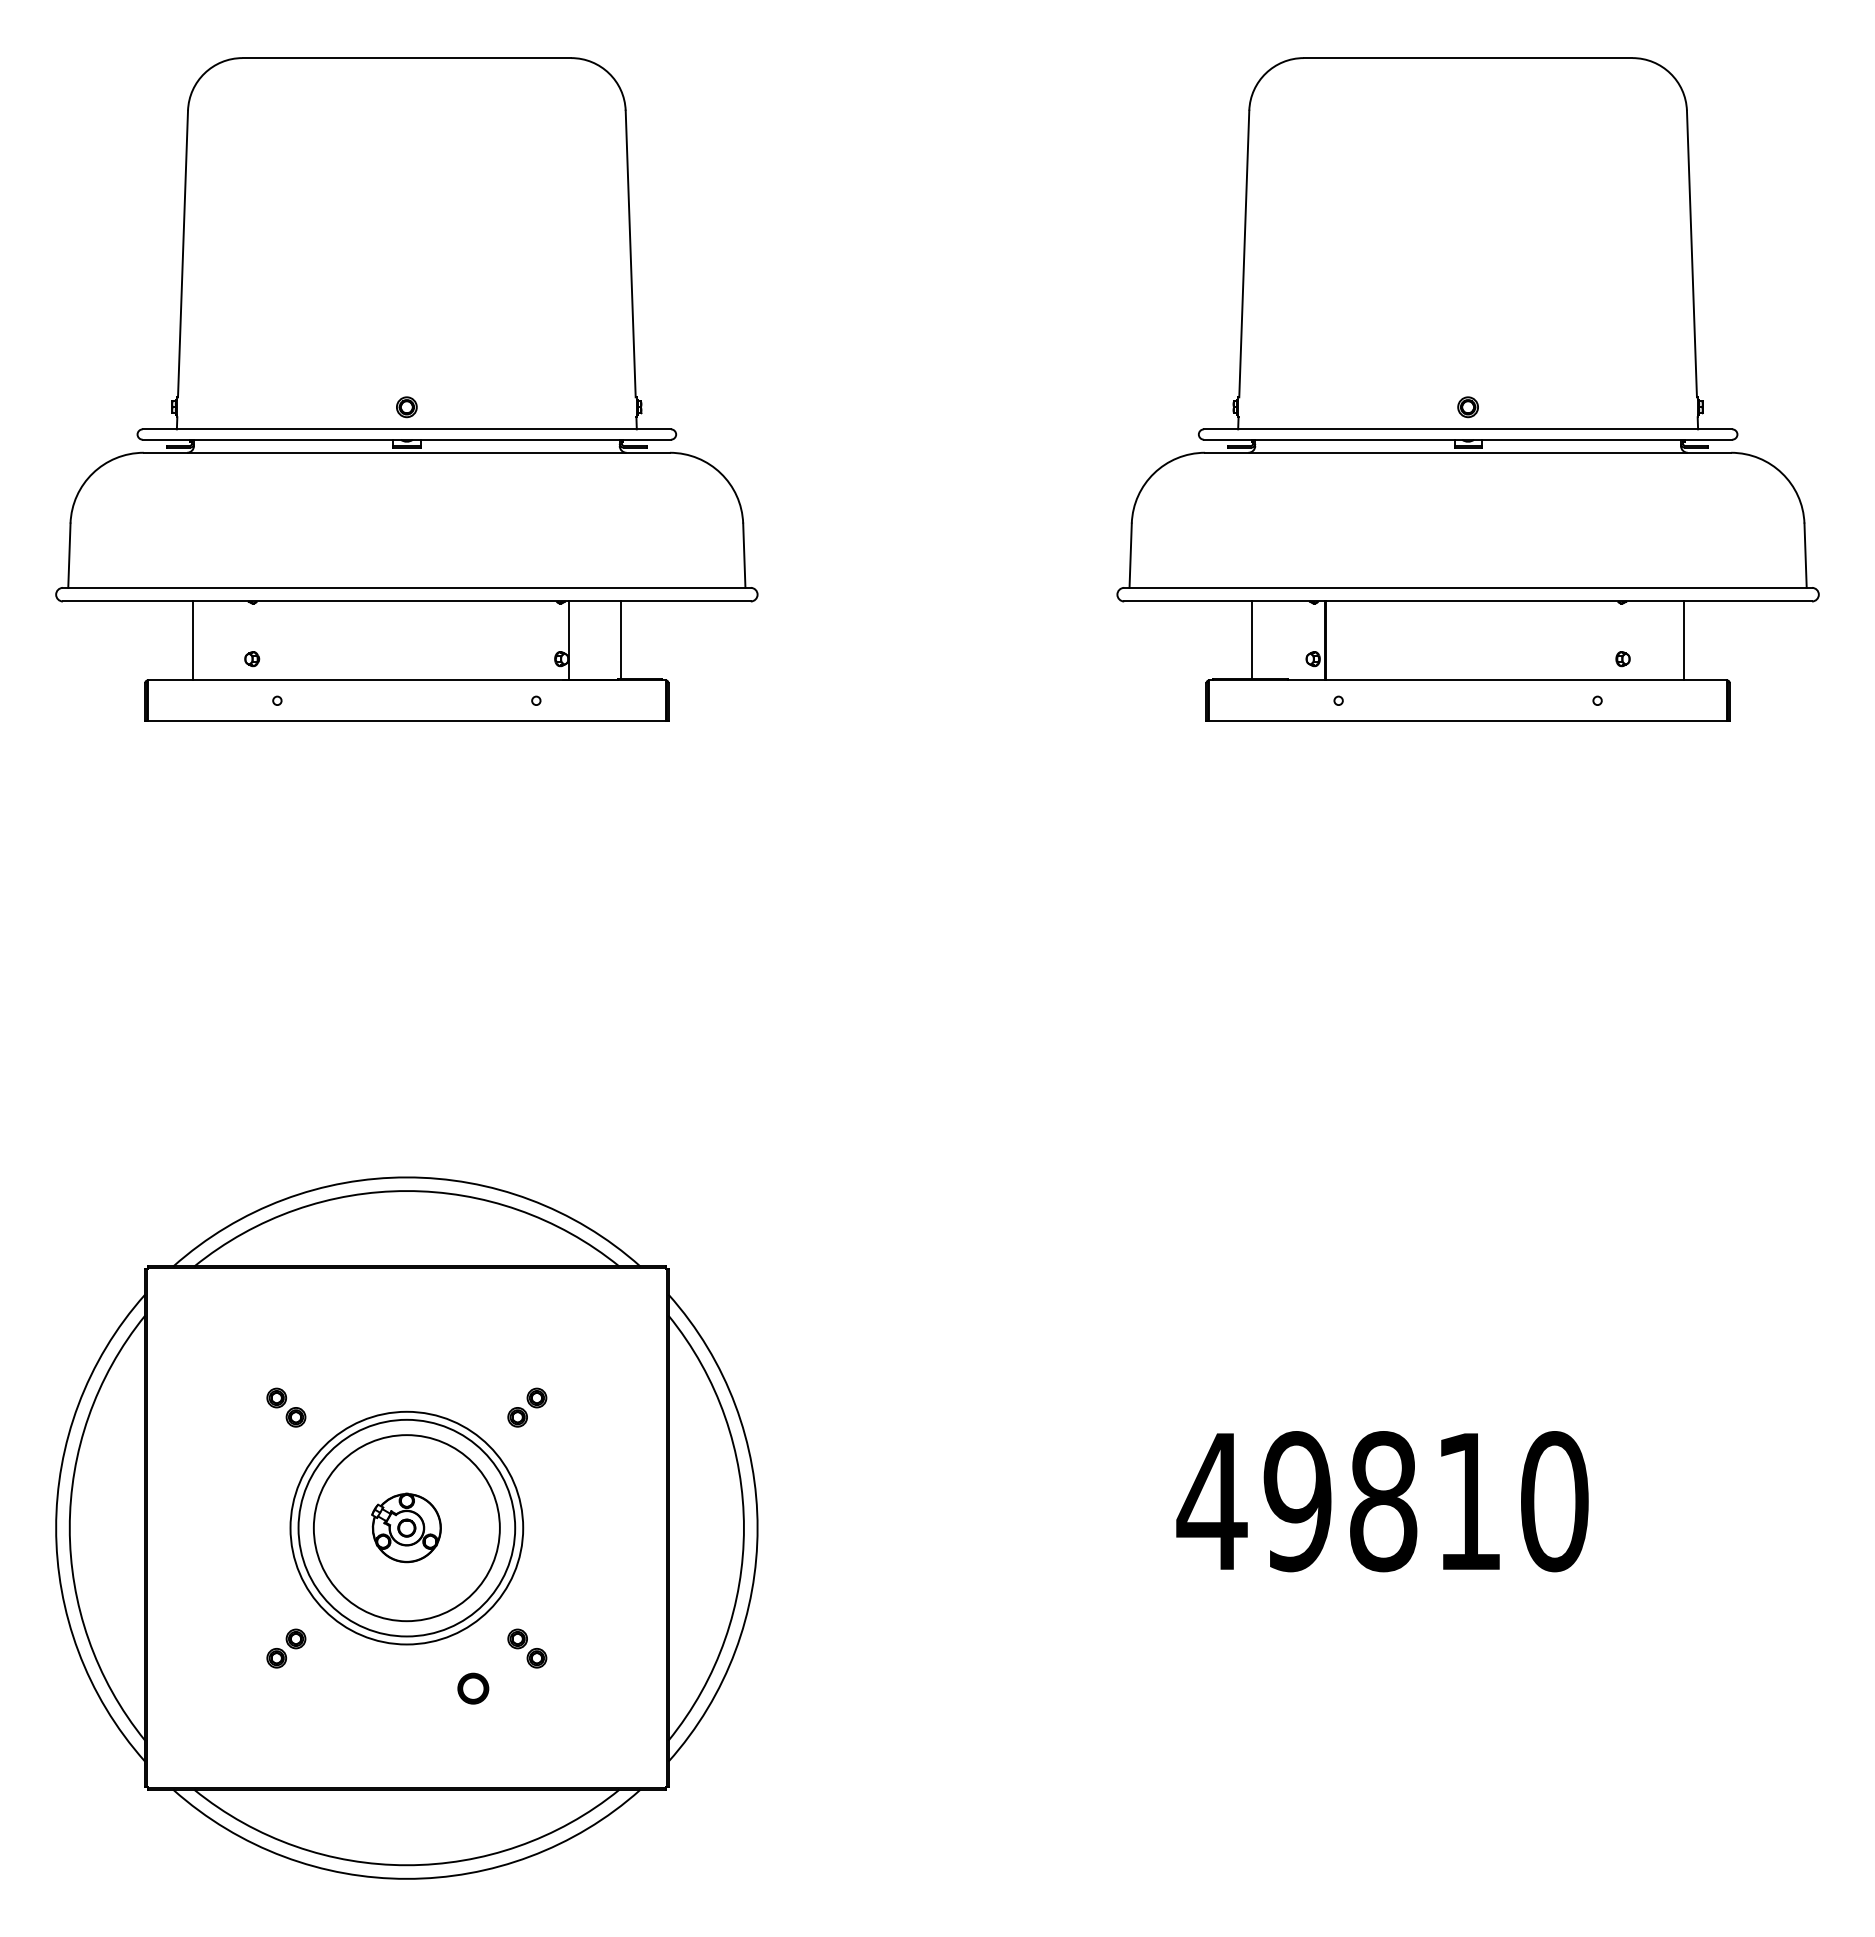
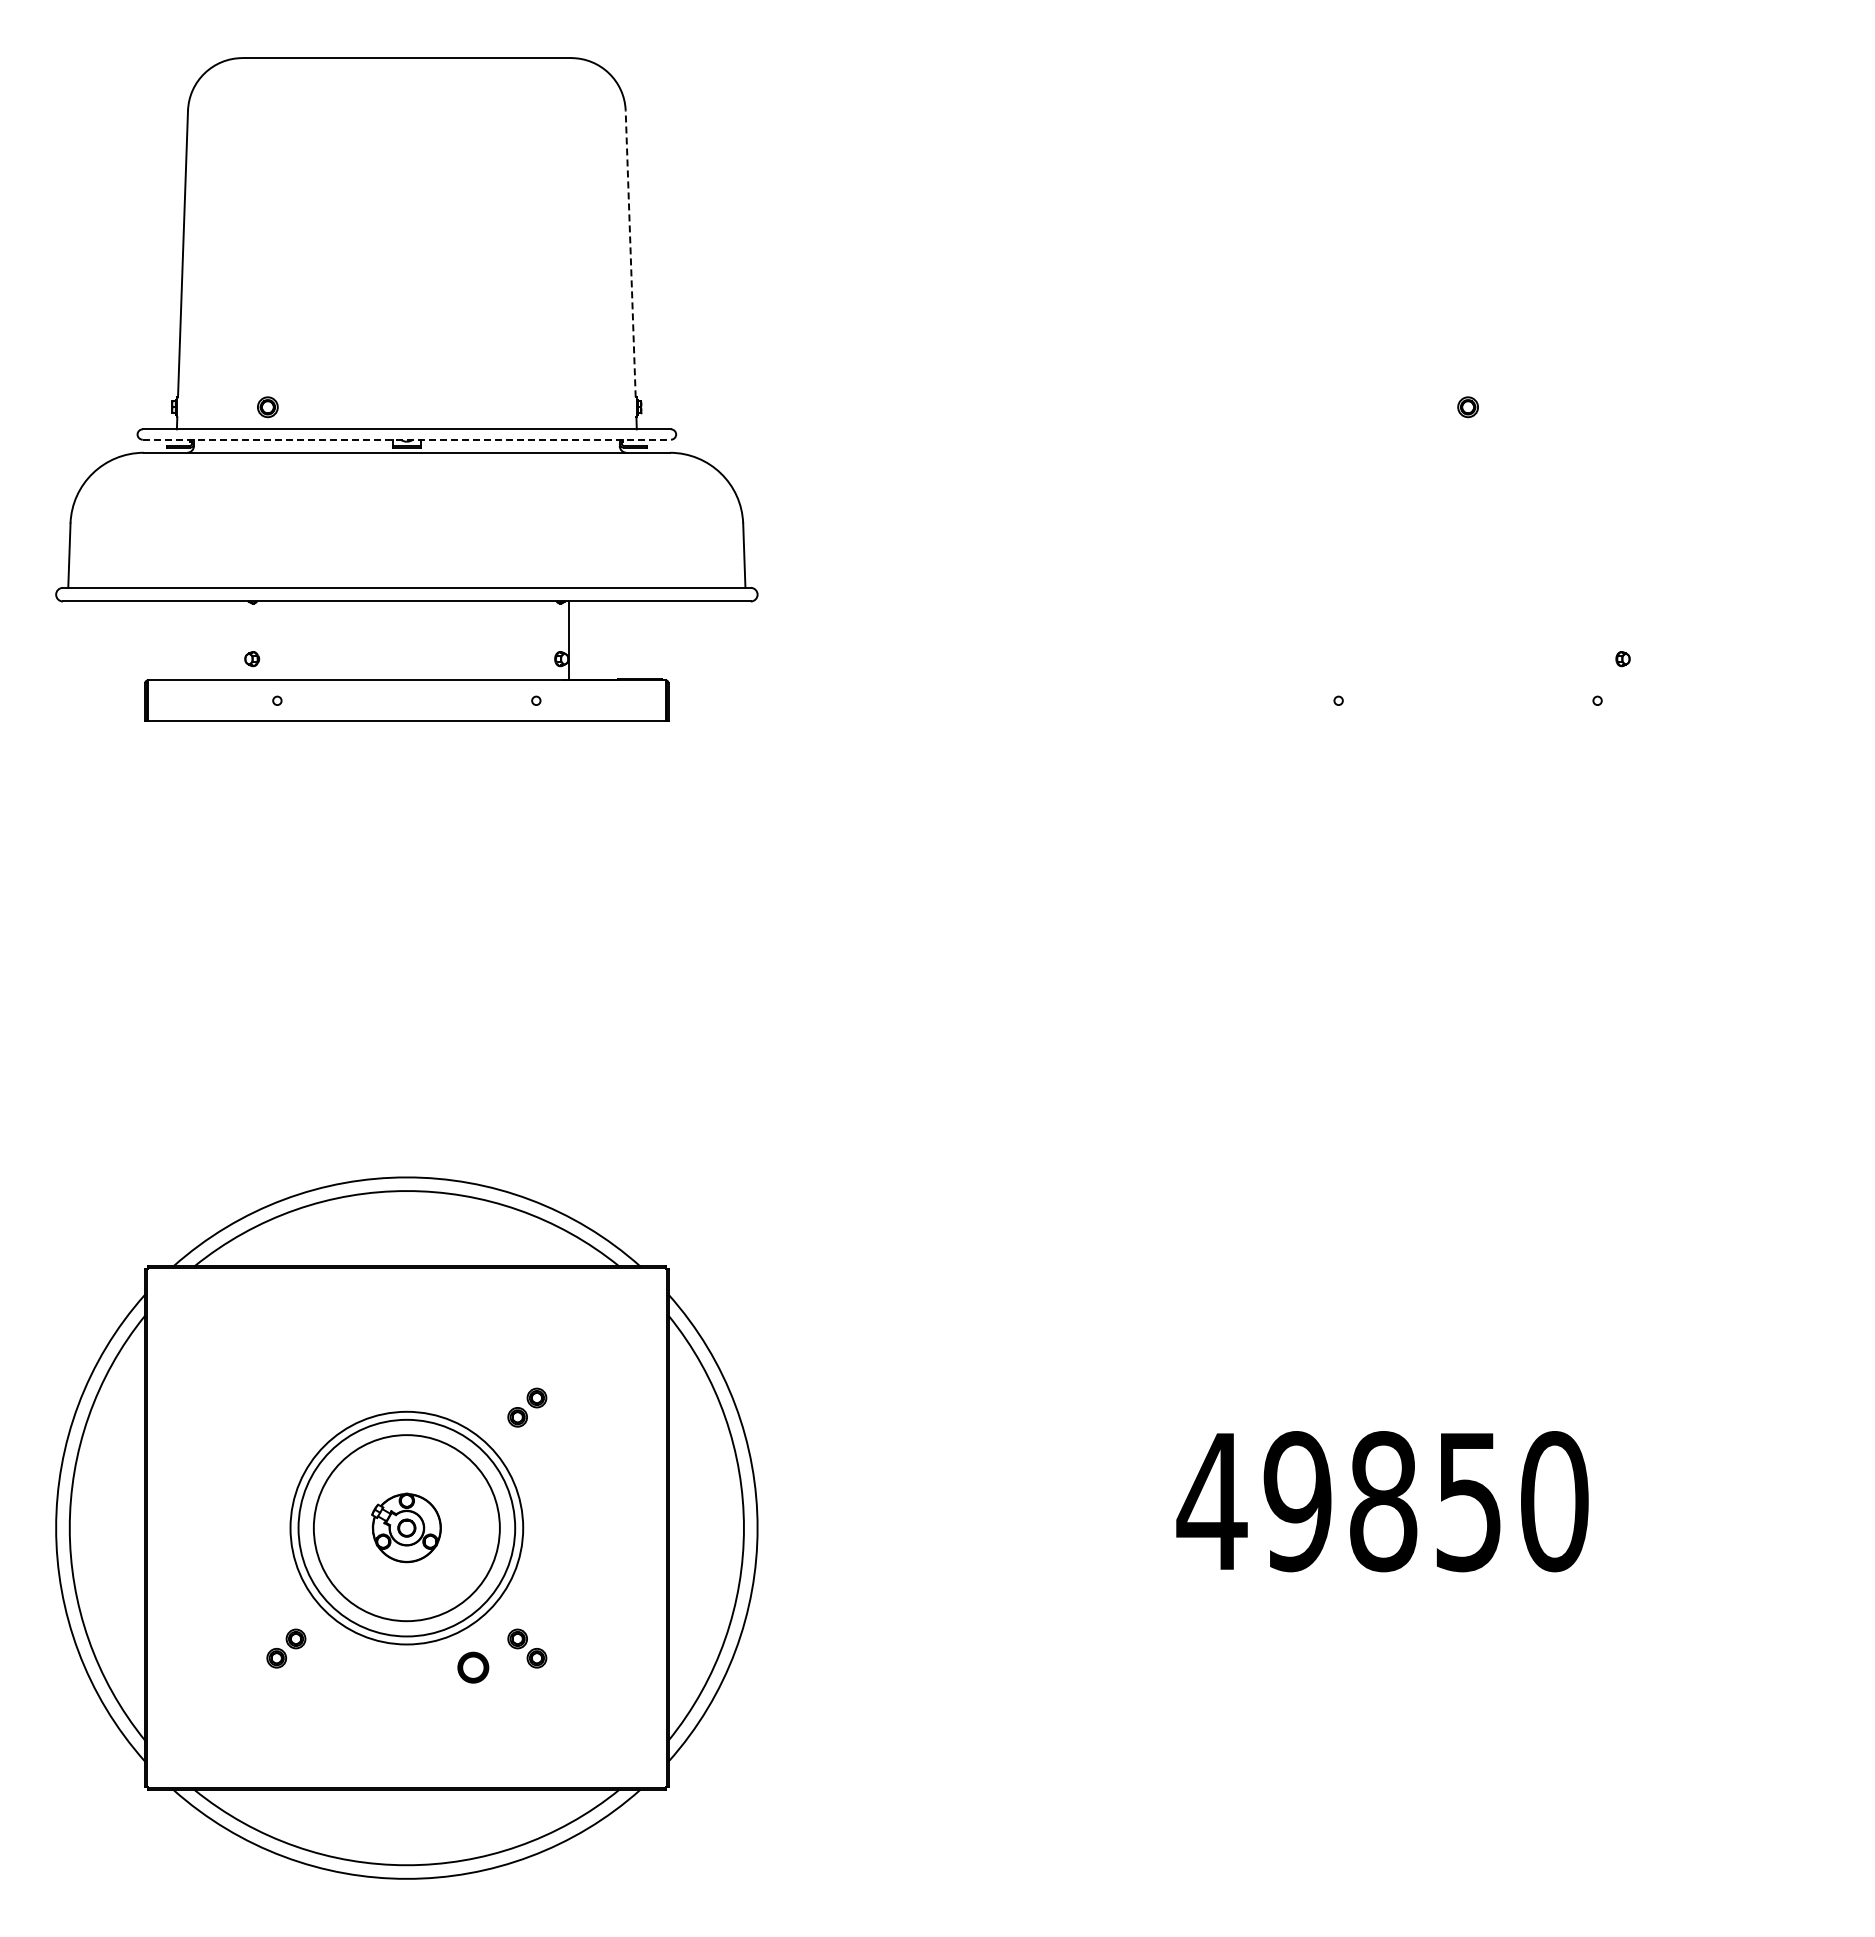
line: solid -> dashed (630, 253)
part: present -> none (1467, 389)
part position: (406, 407) -> (267, 407) (267, 407)
line: solid -> dashed (407, 439)
line: present -> none (192, 640)
line: present -> none (621, 640)
part: present -> none (286, 1407)
text: 49810 -> 49850 (1468, 1502)
part position: (473, 1688) -> (473, 1667) (473, 1667)
